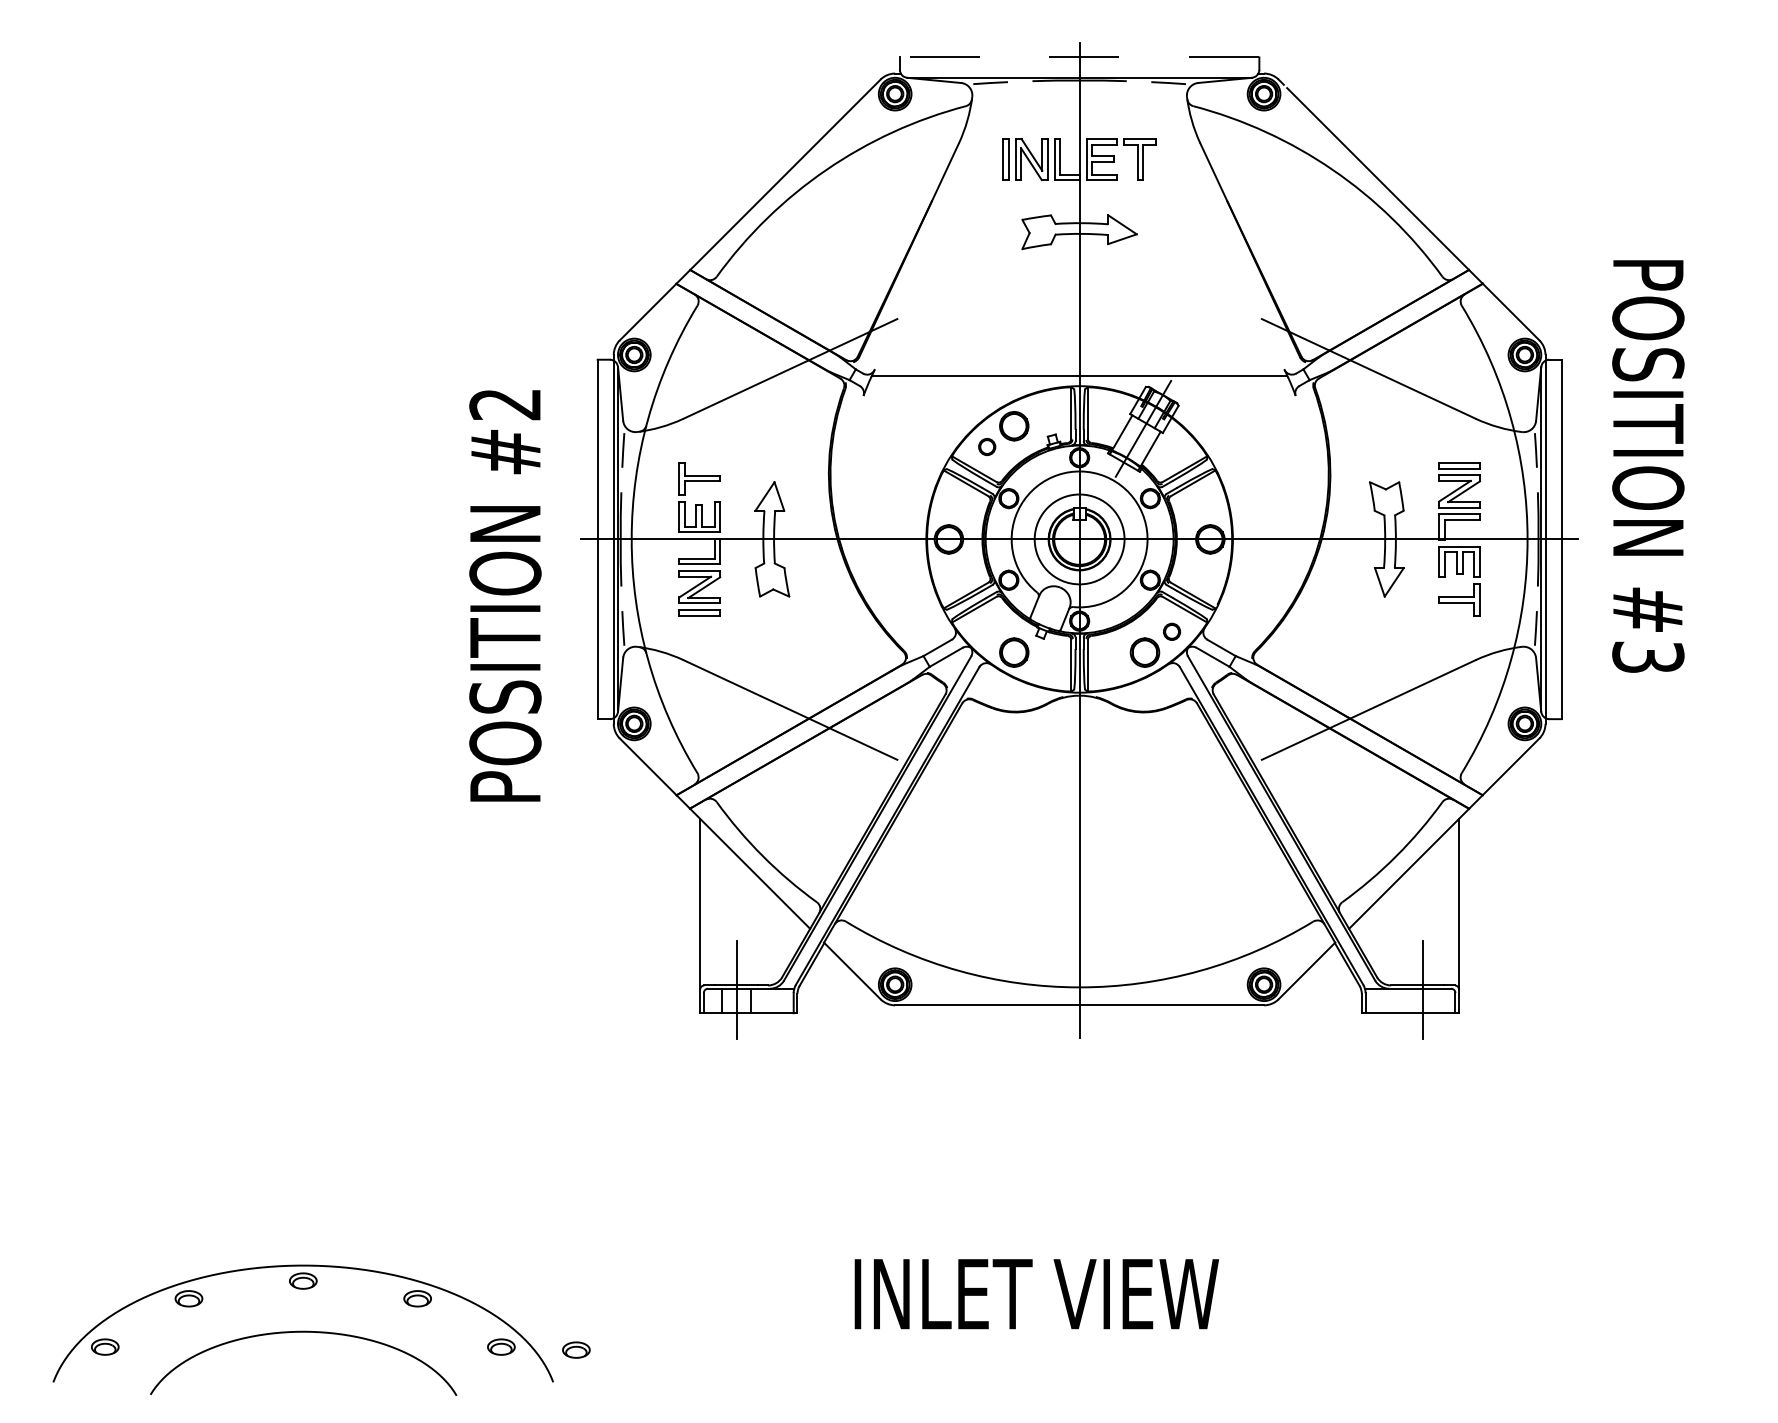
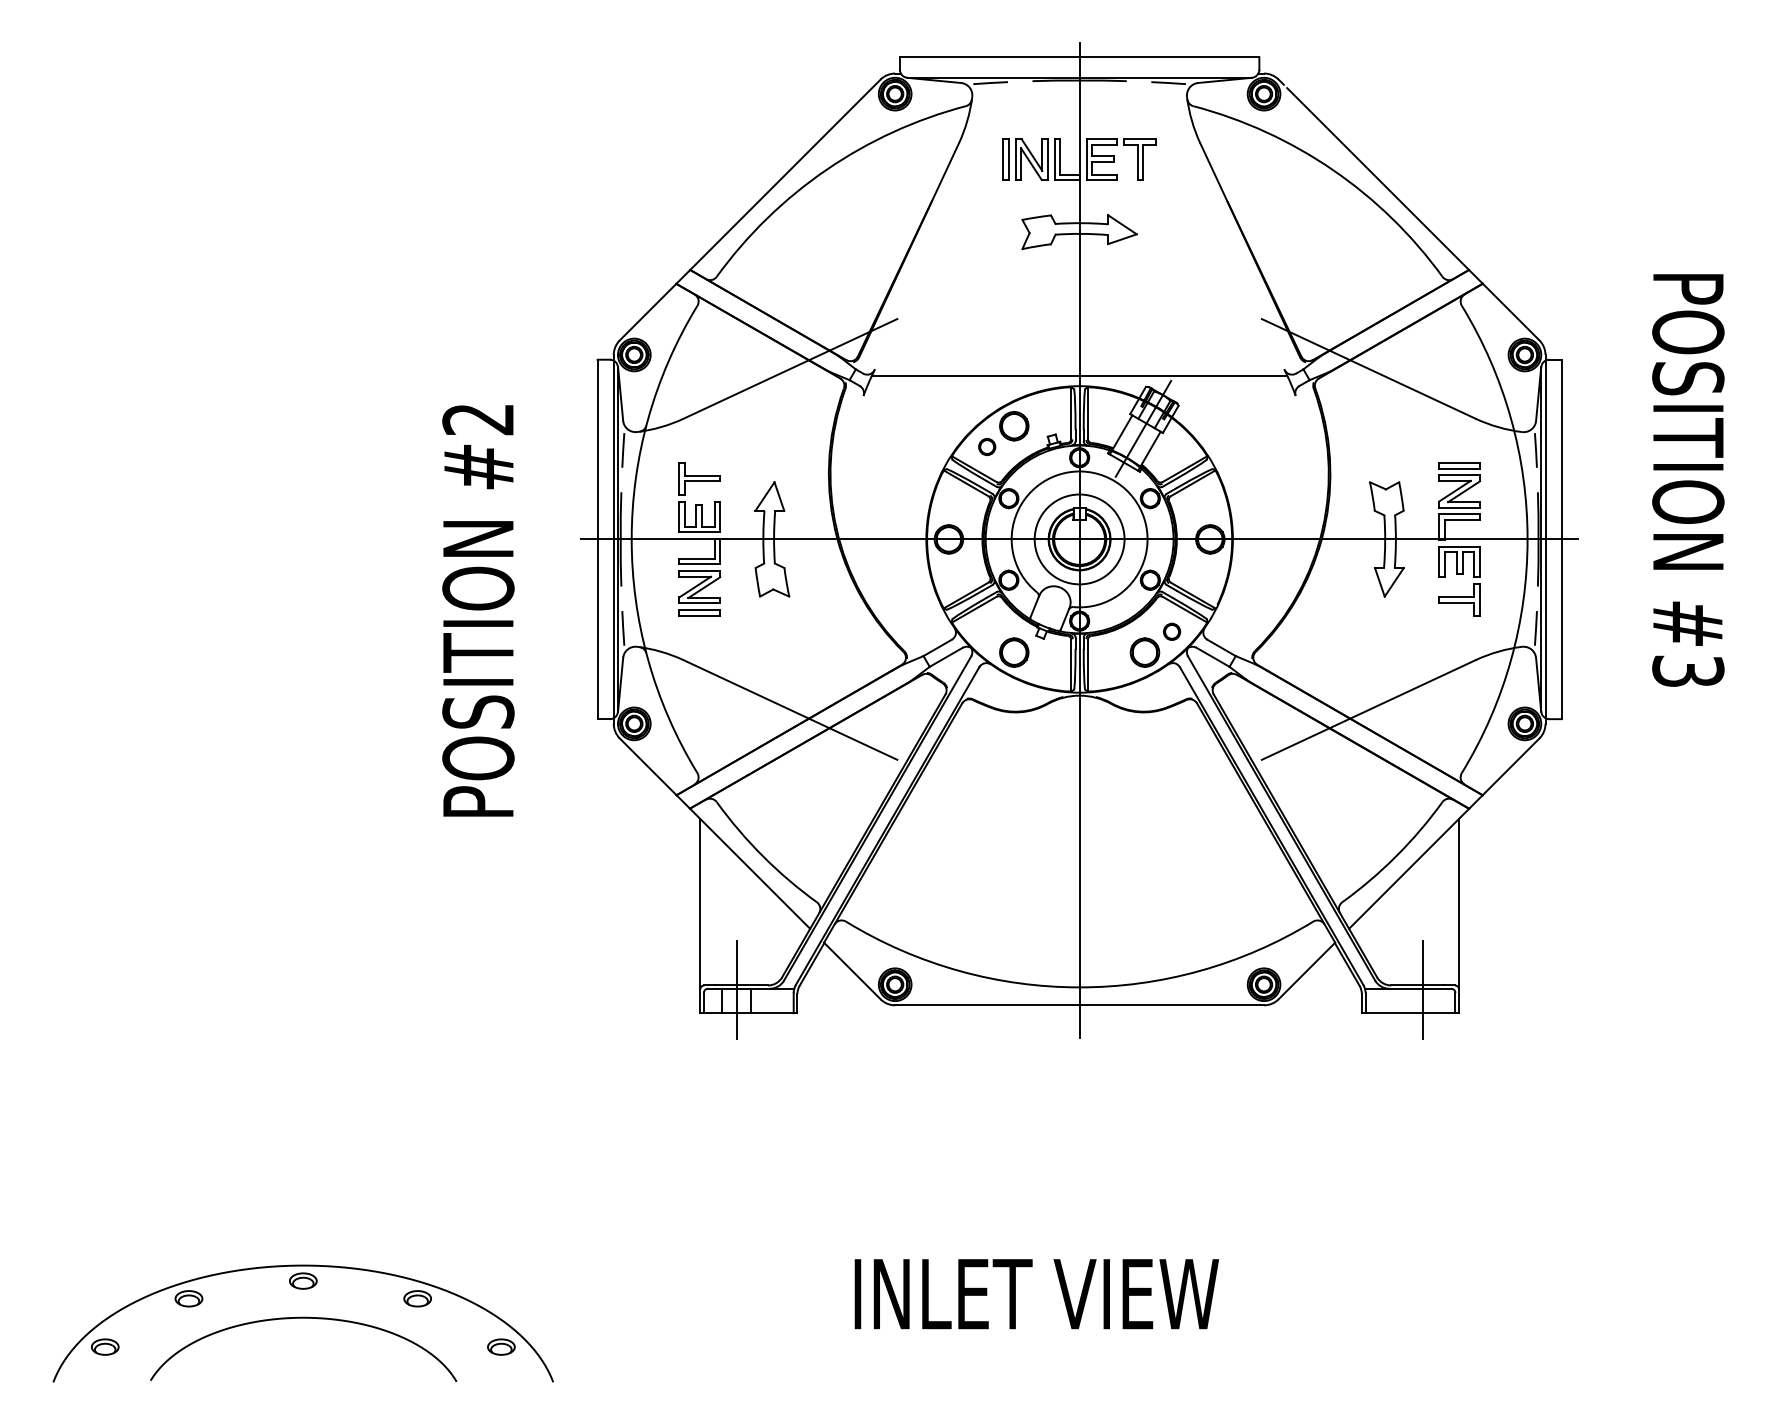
line: dashed -> solid (1079, 57)
text position: (1648, 466) -> (1688, 480) (1688, 480)
text position: (505, 595) -> (478, 610) (478, 610)
curve position: (303, 1332) -> (303, 1318) (303, 1318)
part: present -> none (576, 1349)
